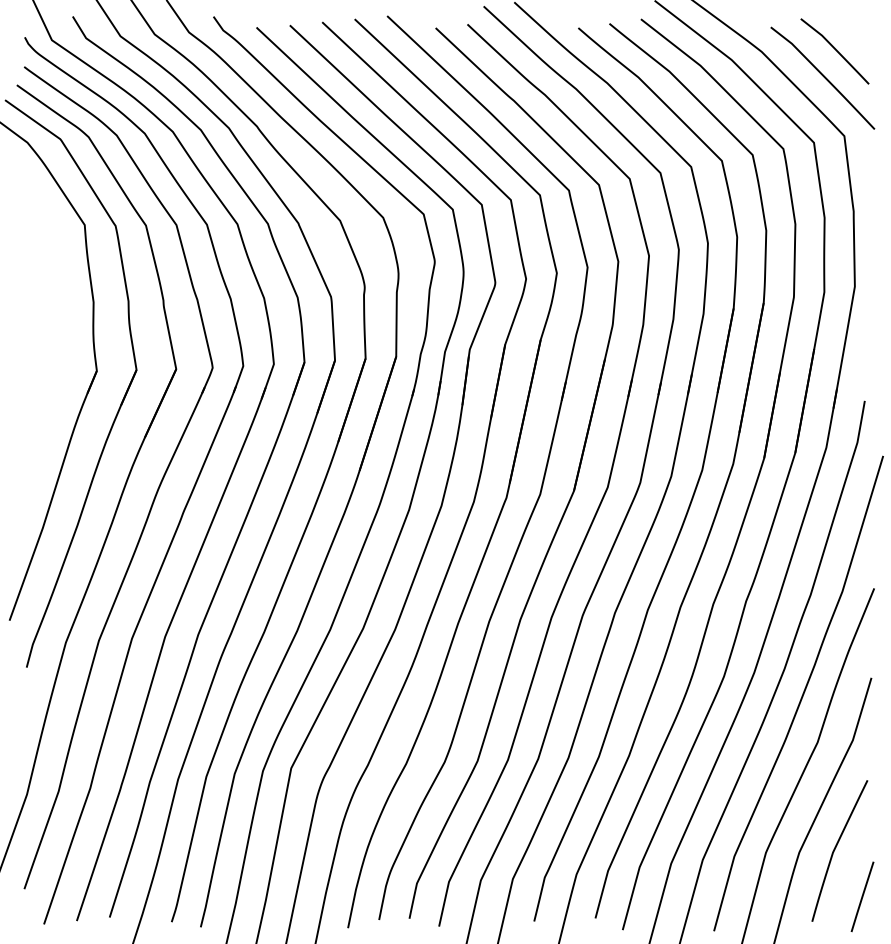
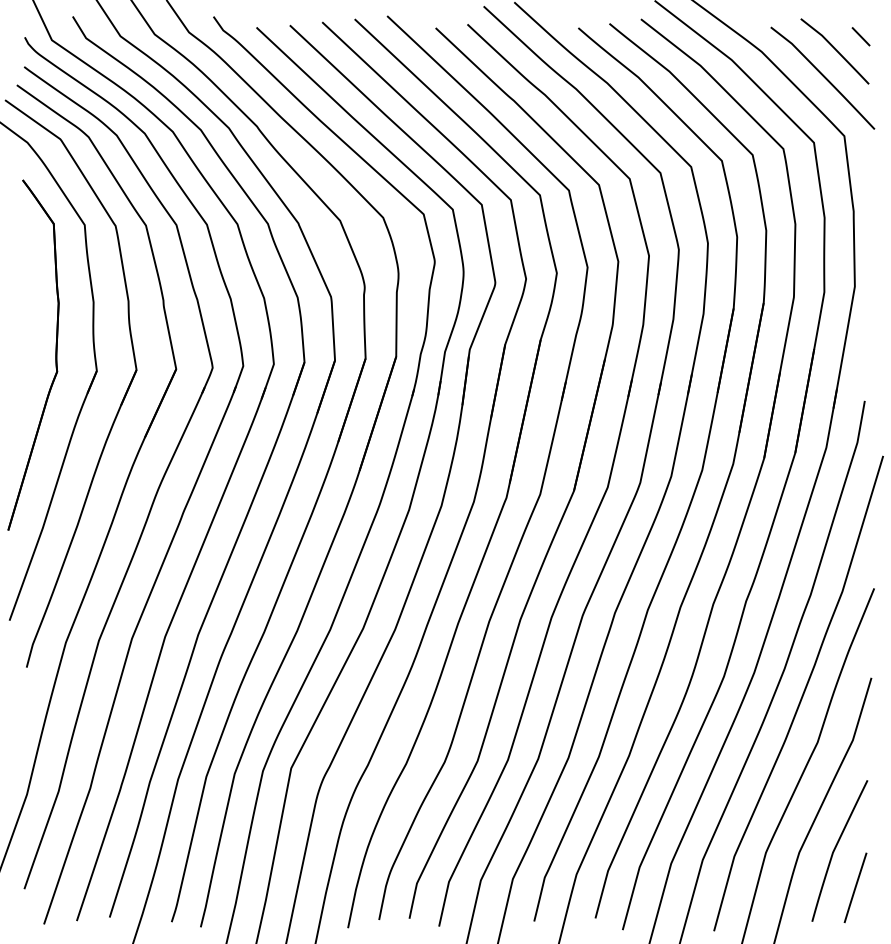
line: none -> present (860, 36)
part: none -> present (55, 354)
line position: (862, 896) -> (855, 887) (855, 887)
